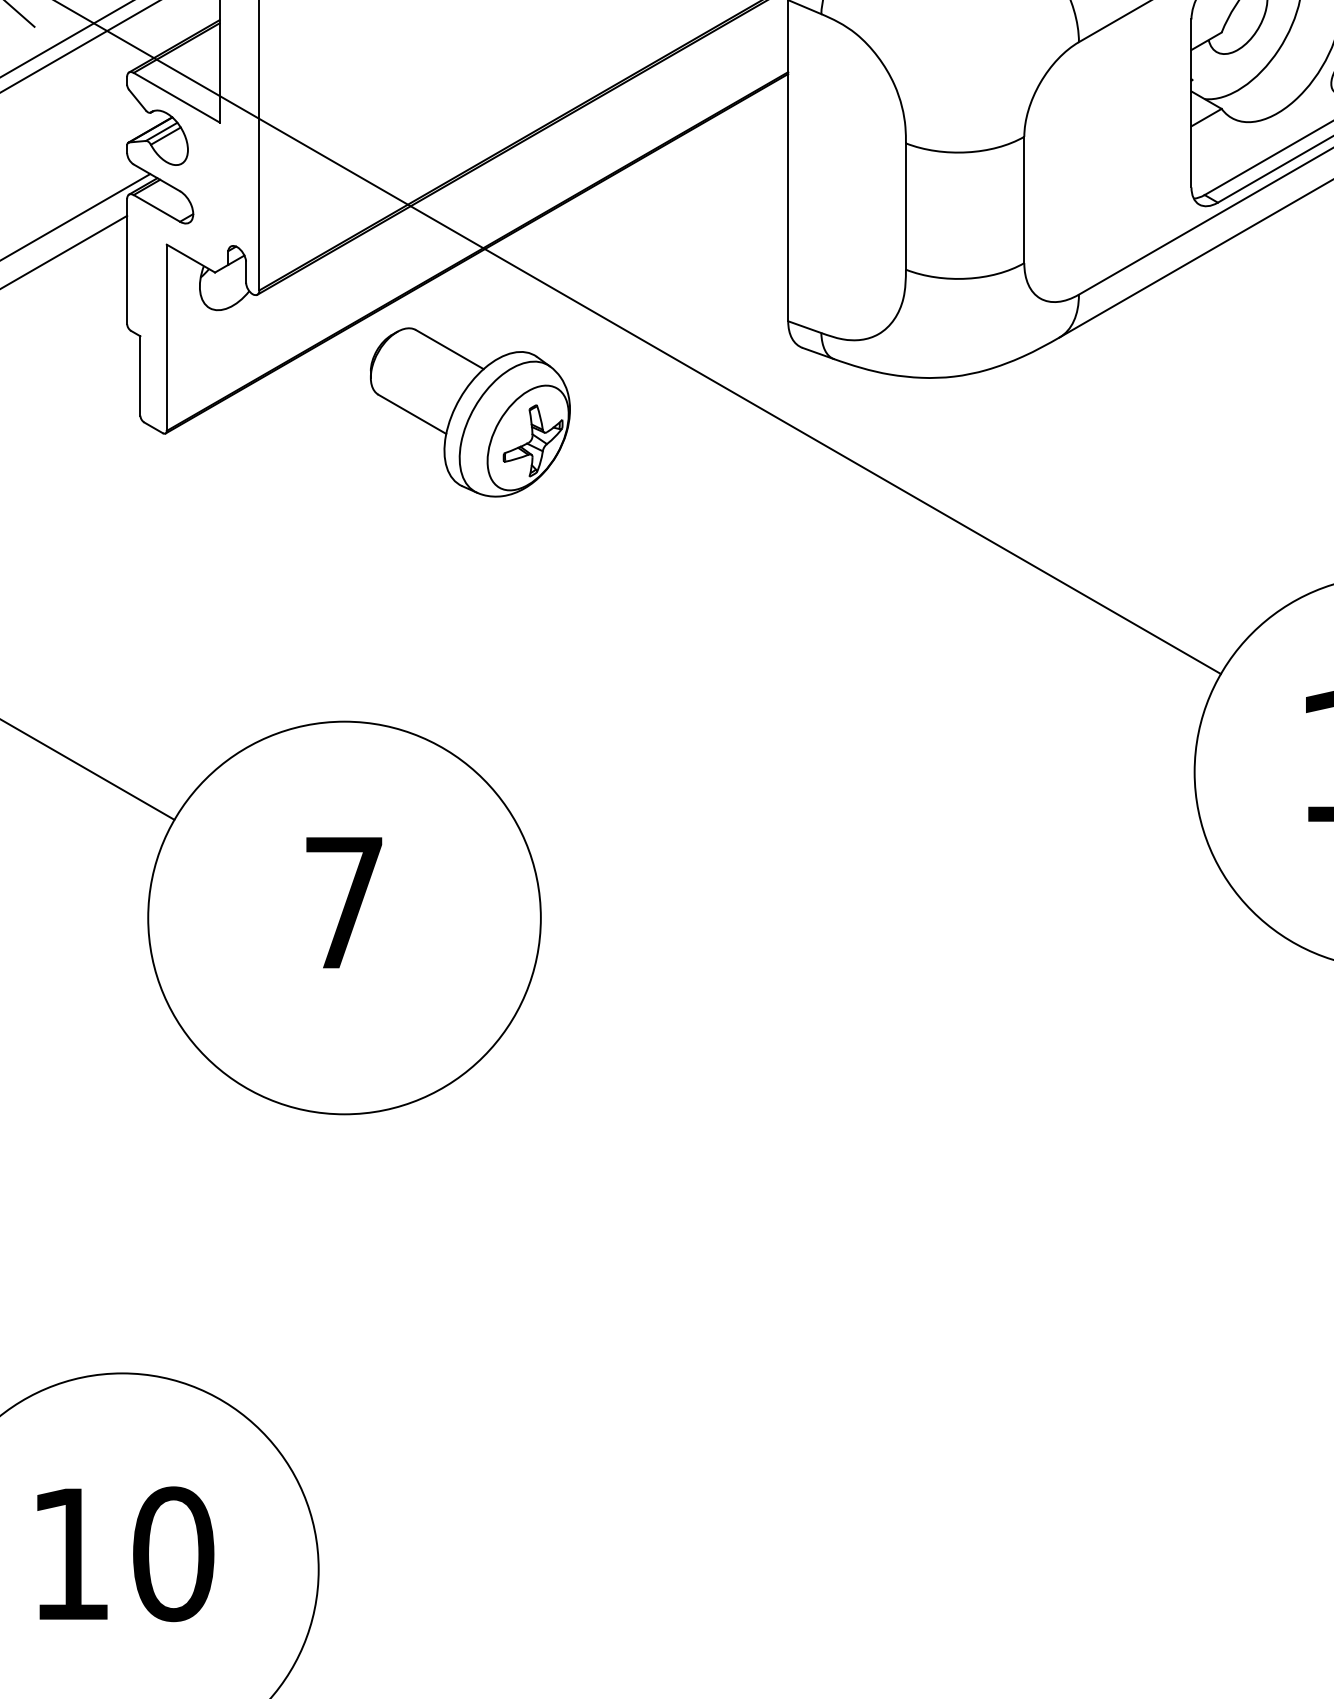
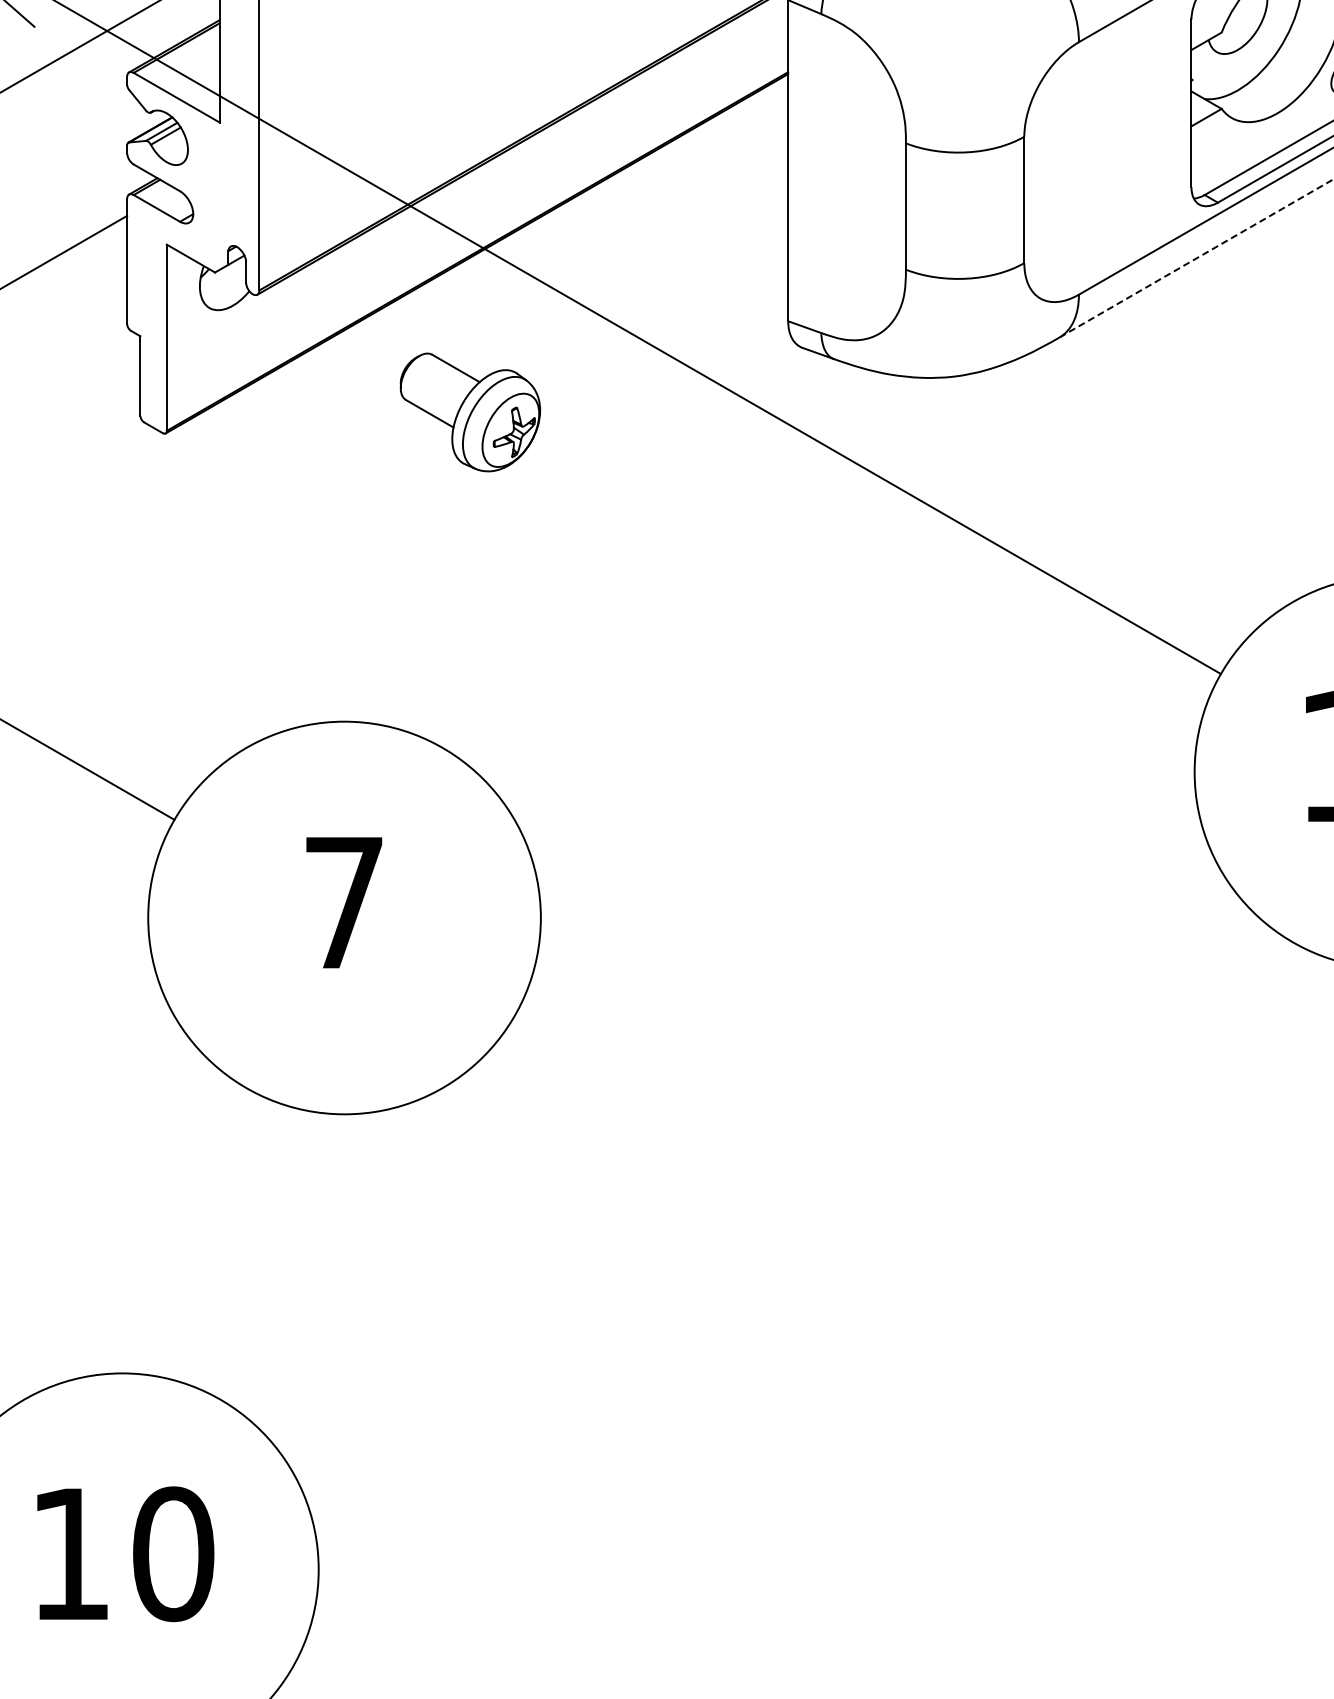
line: present -> none (66, 39)
line: present -> none (76, 216)
line: solid -> dashed (1197, 258)
part size: 201x171 px -> 143x121 px (470, 412)
